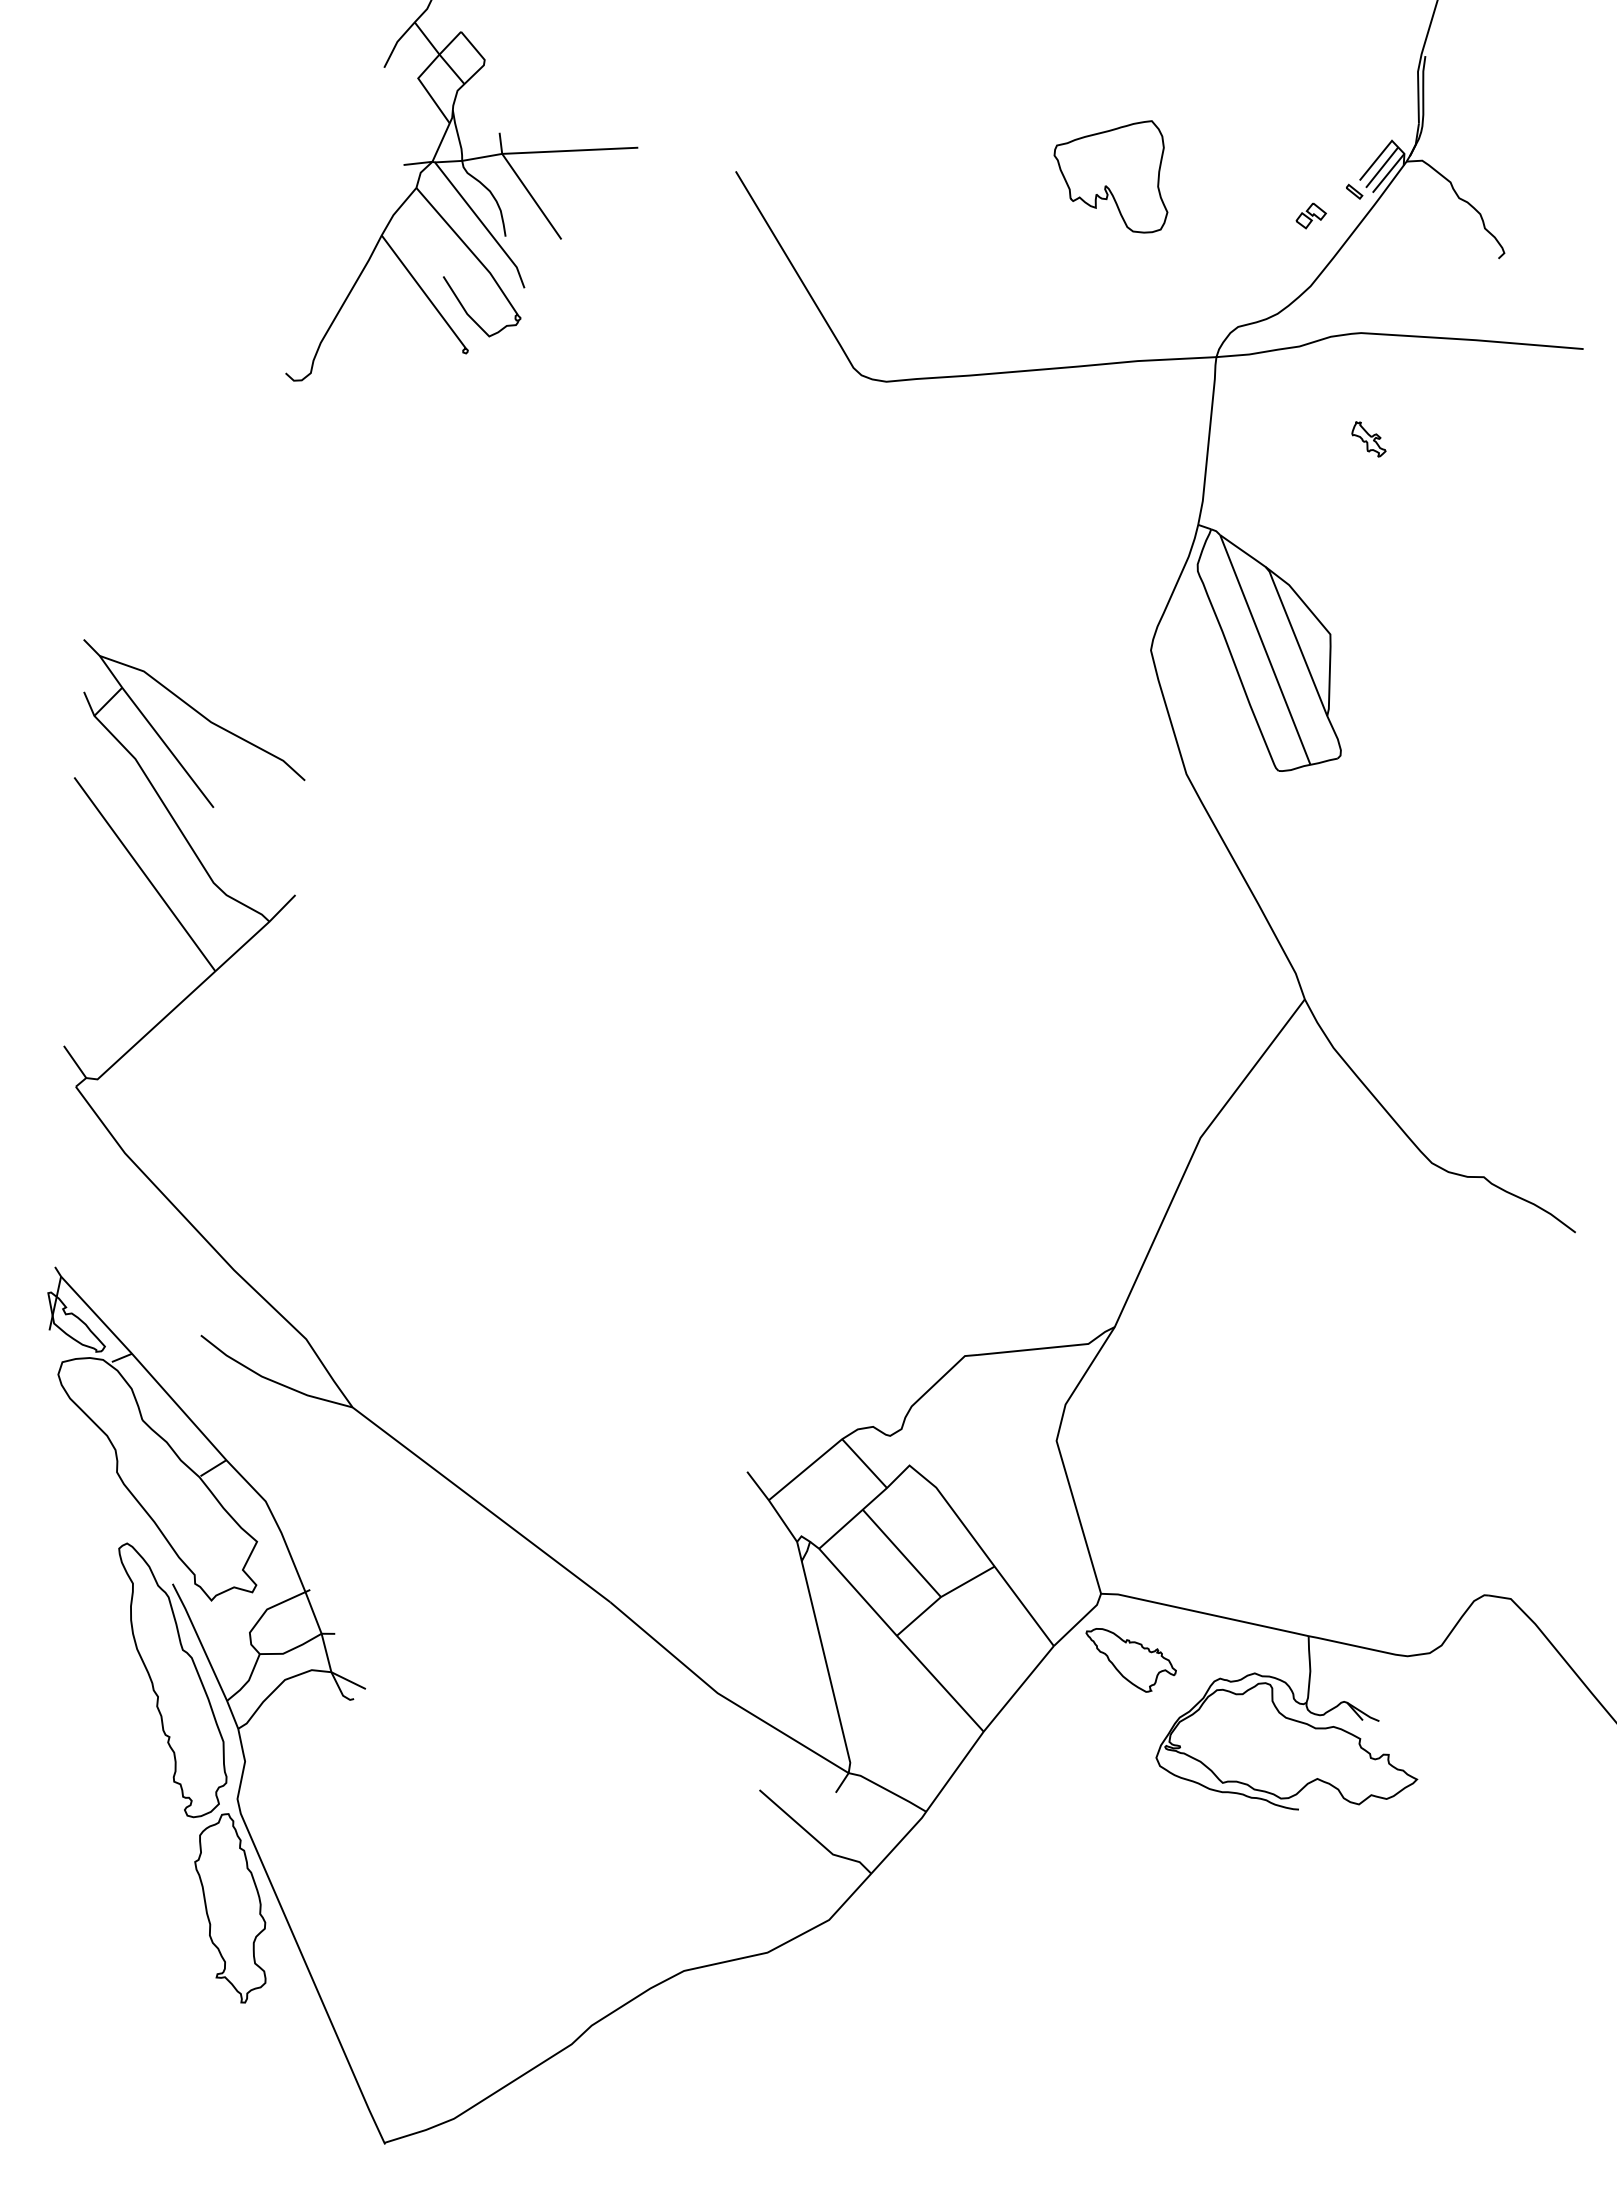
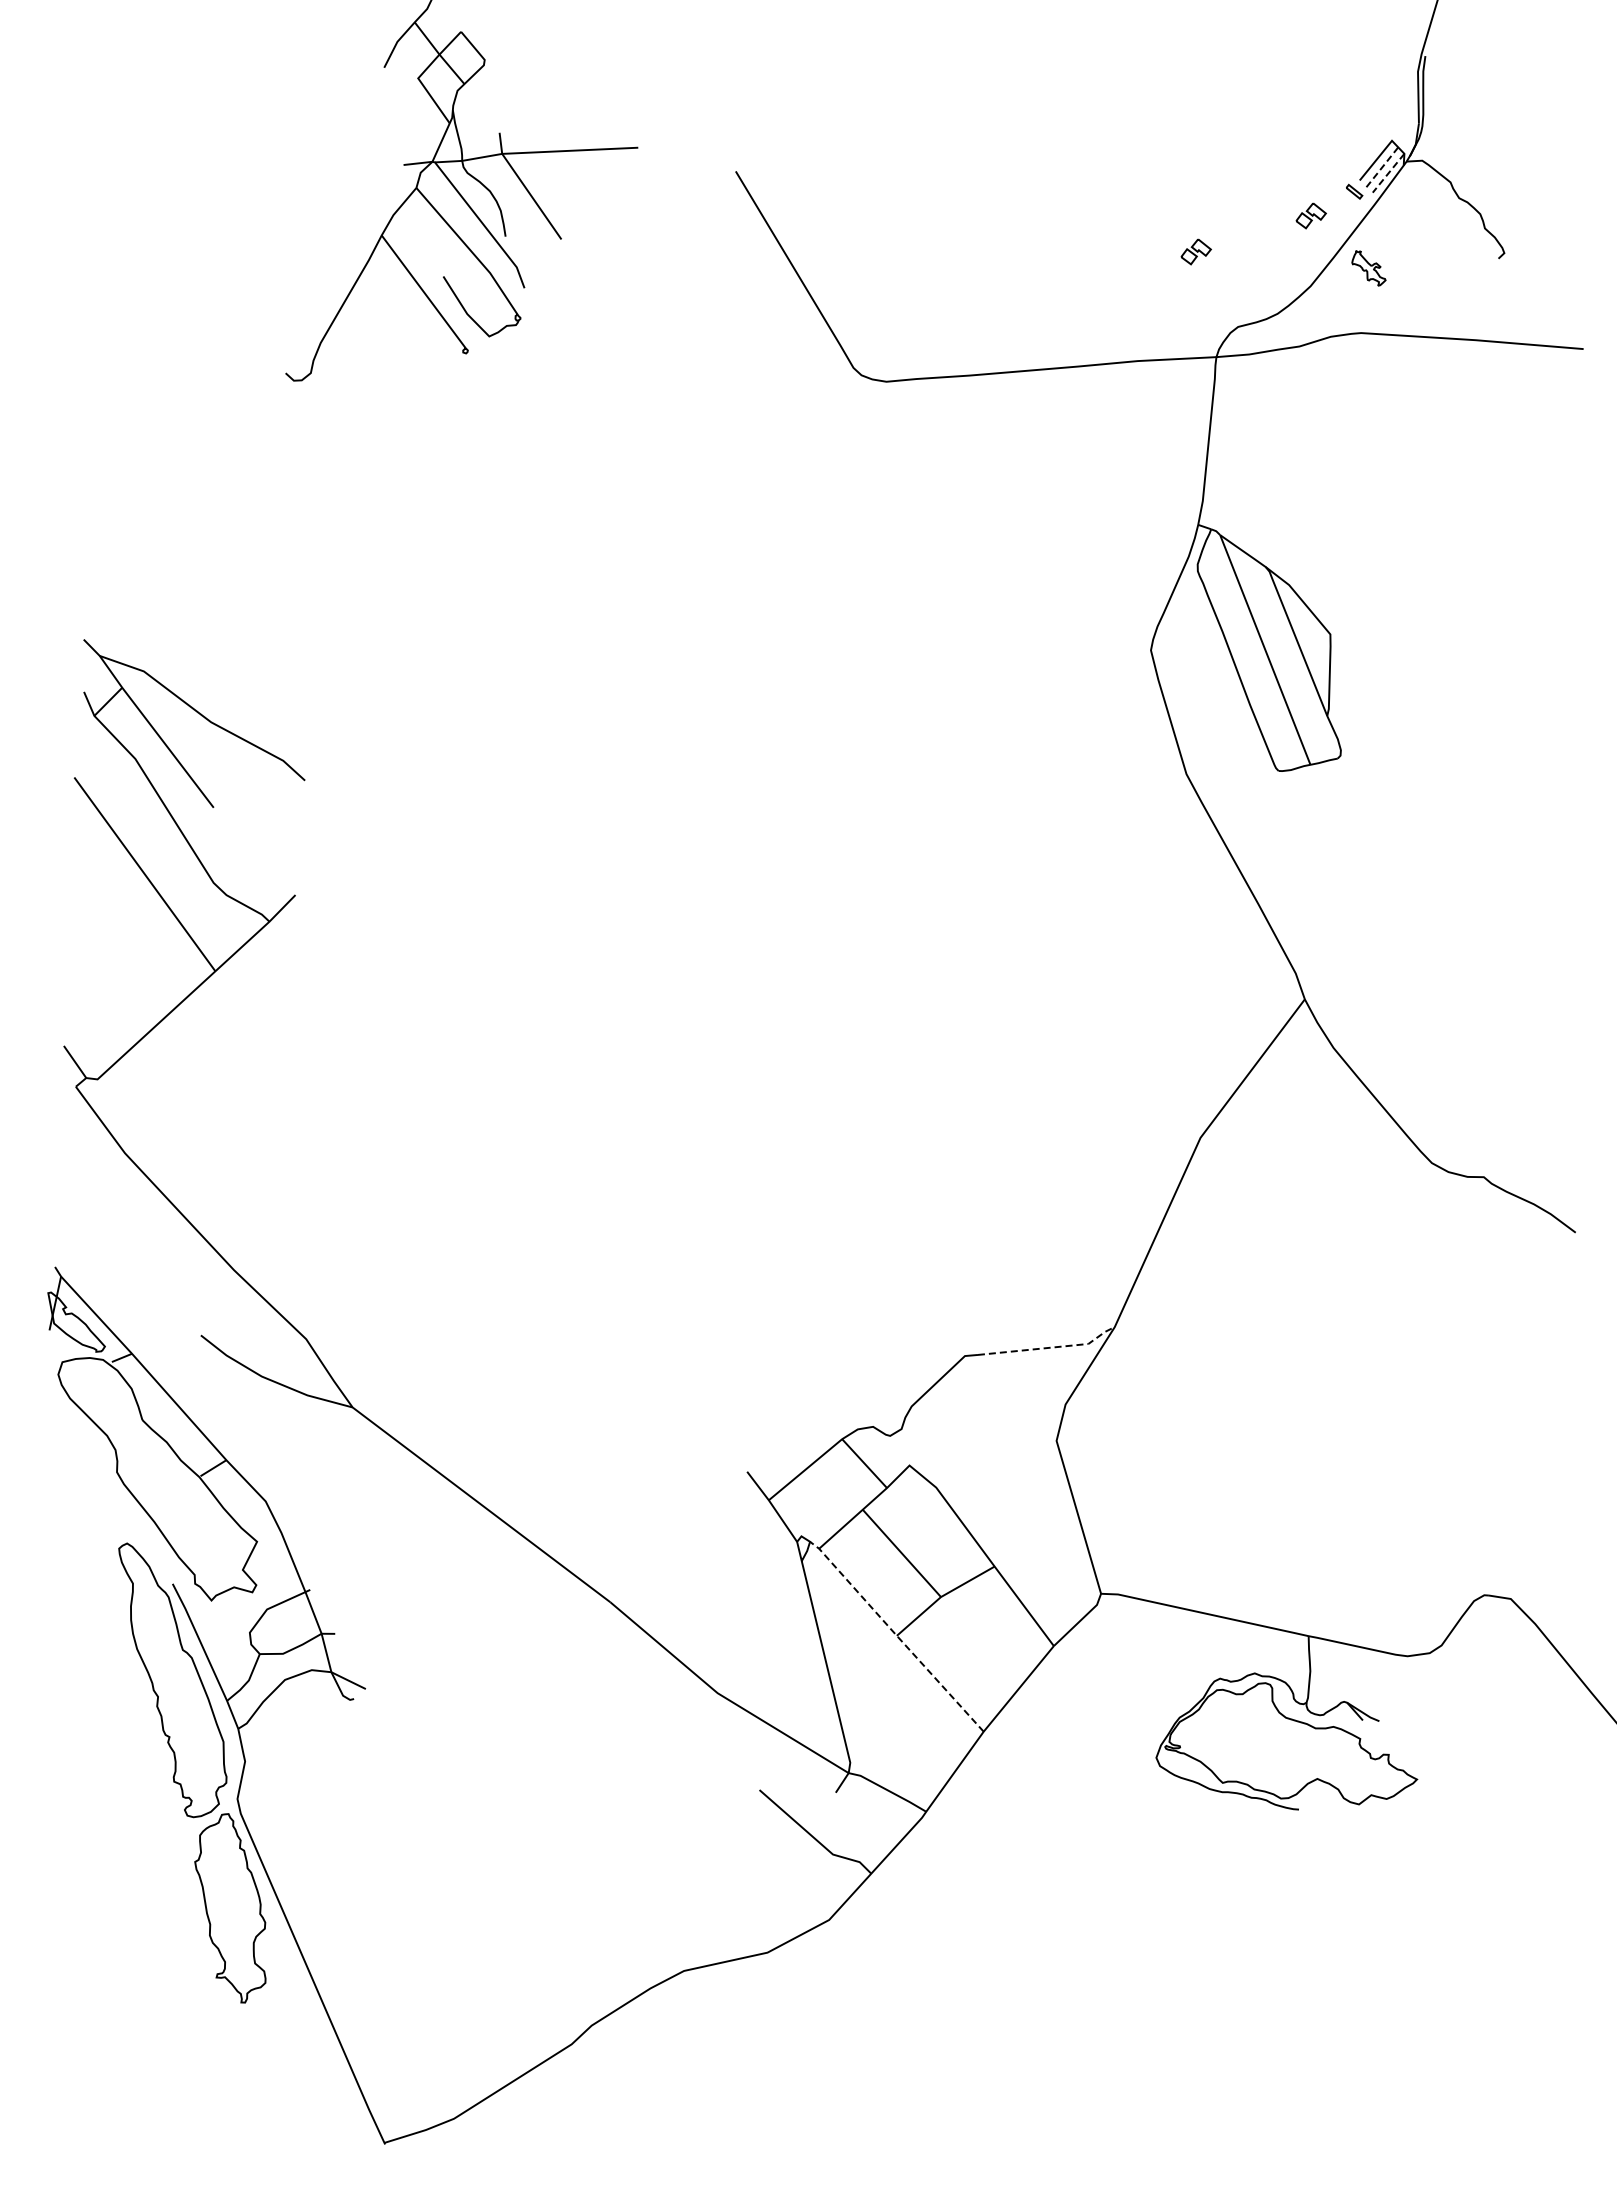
line: solid -> dashed (1382, 167)
line: solid -> dashed (1388, 173)
part: present -> none (1110, 176)
part: none -> present (1195, 251)
part position: (1368, 439) -> (1368, 268) (1368, 268)
line: solid -> dashed (1049, 1347)
line: solid -> dashed (896, 1635)
part: present -> none (1130, 1660)
